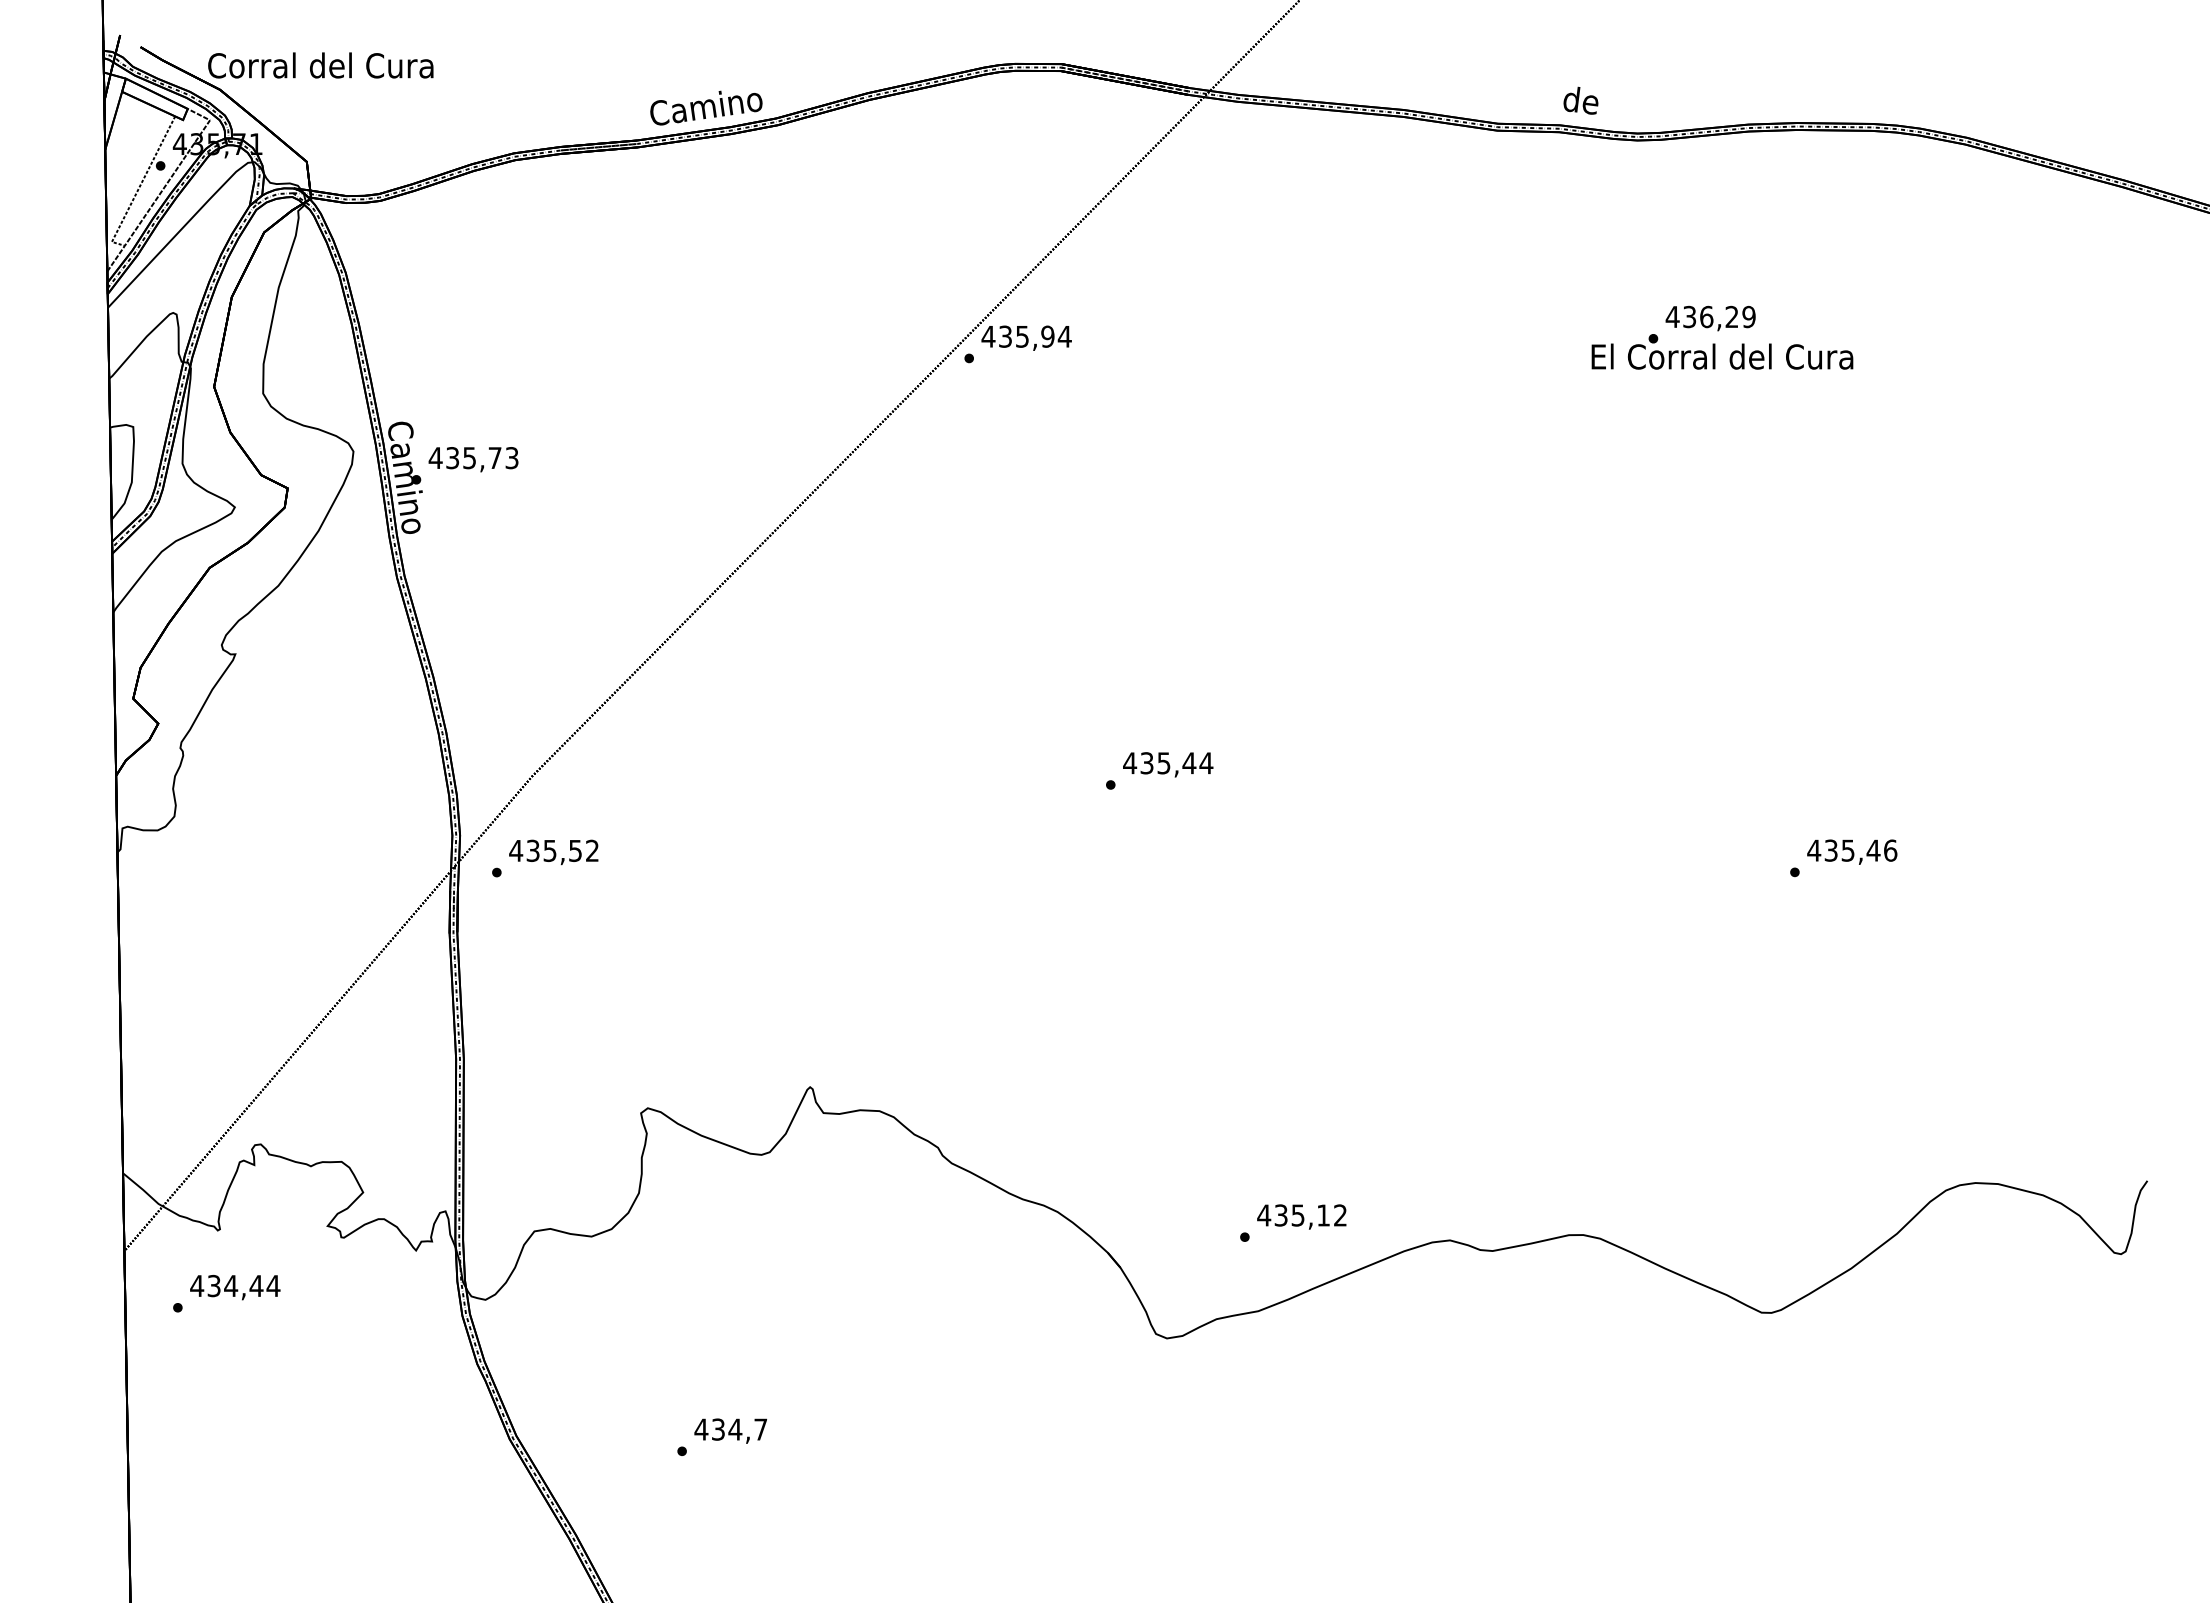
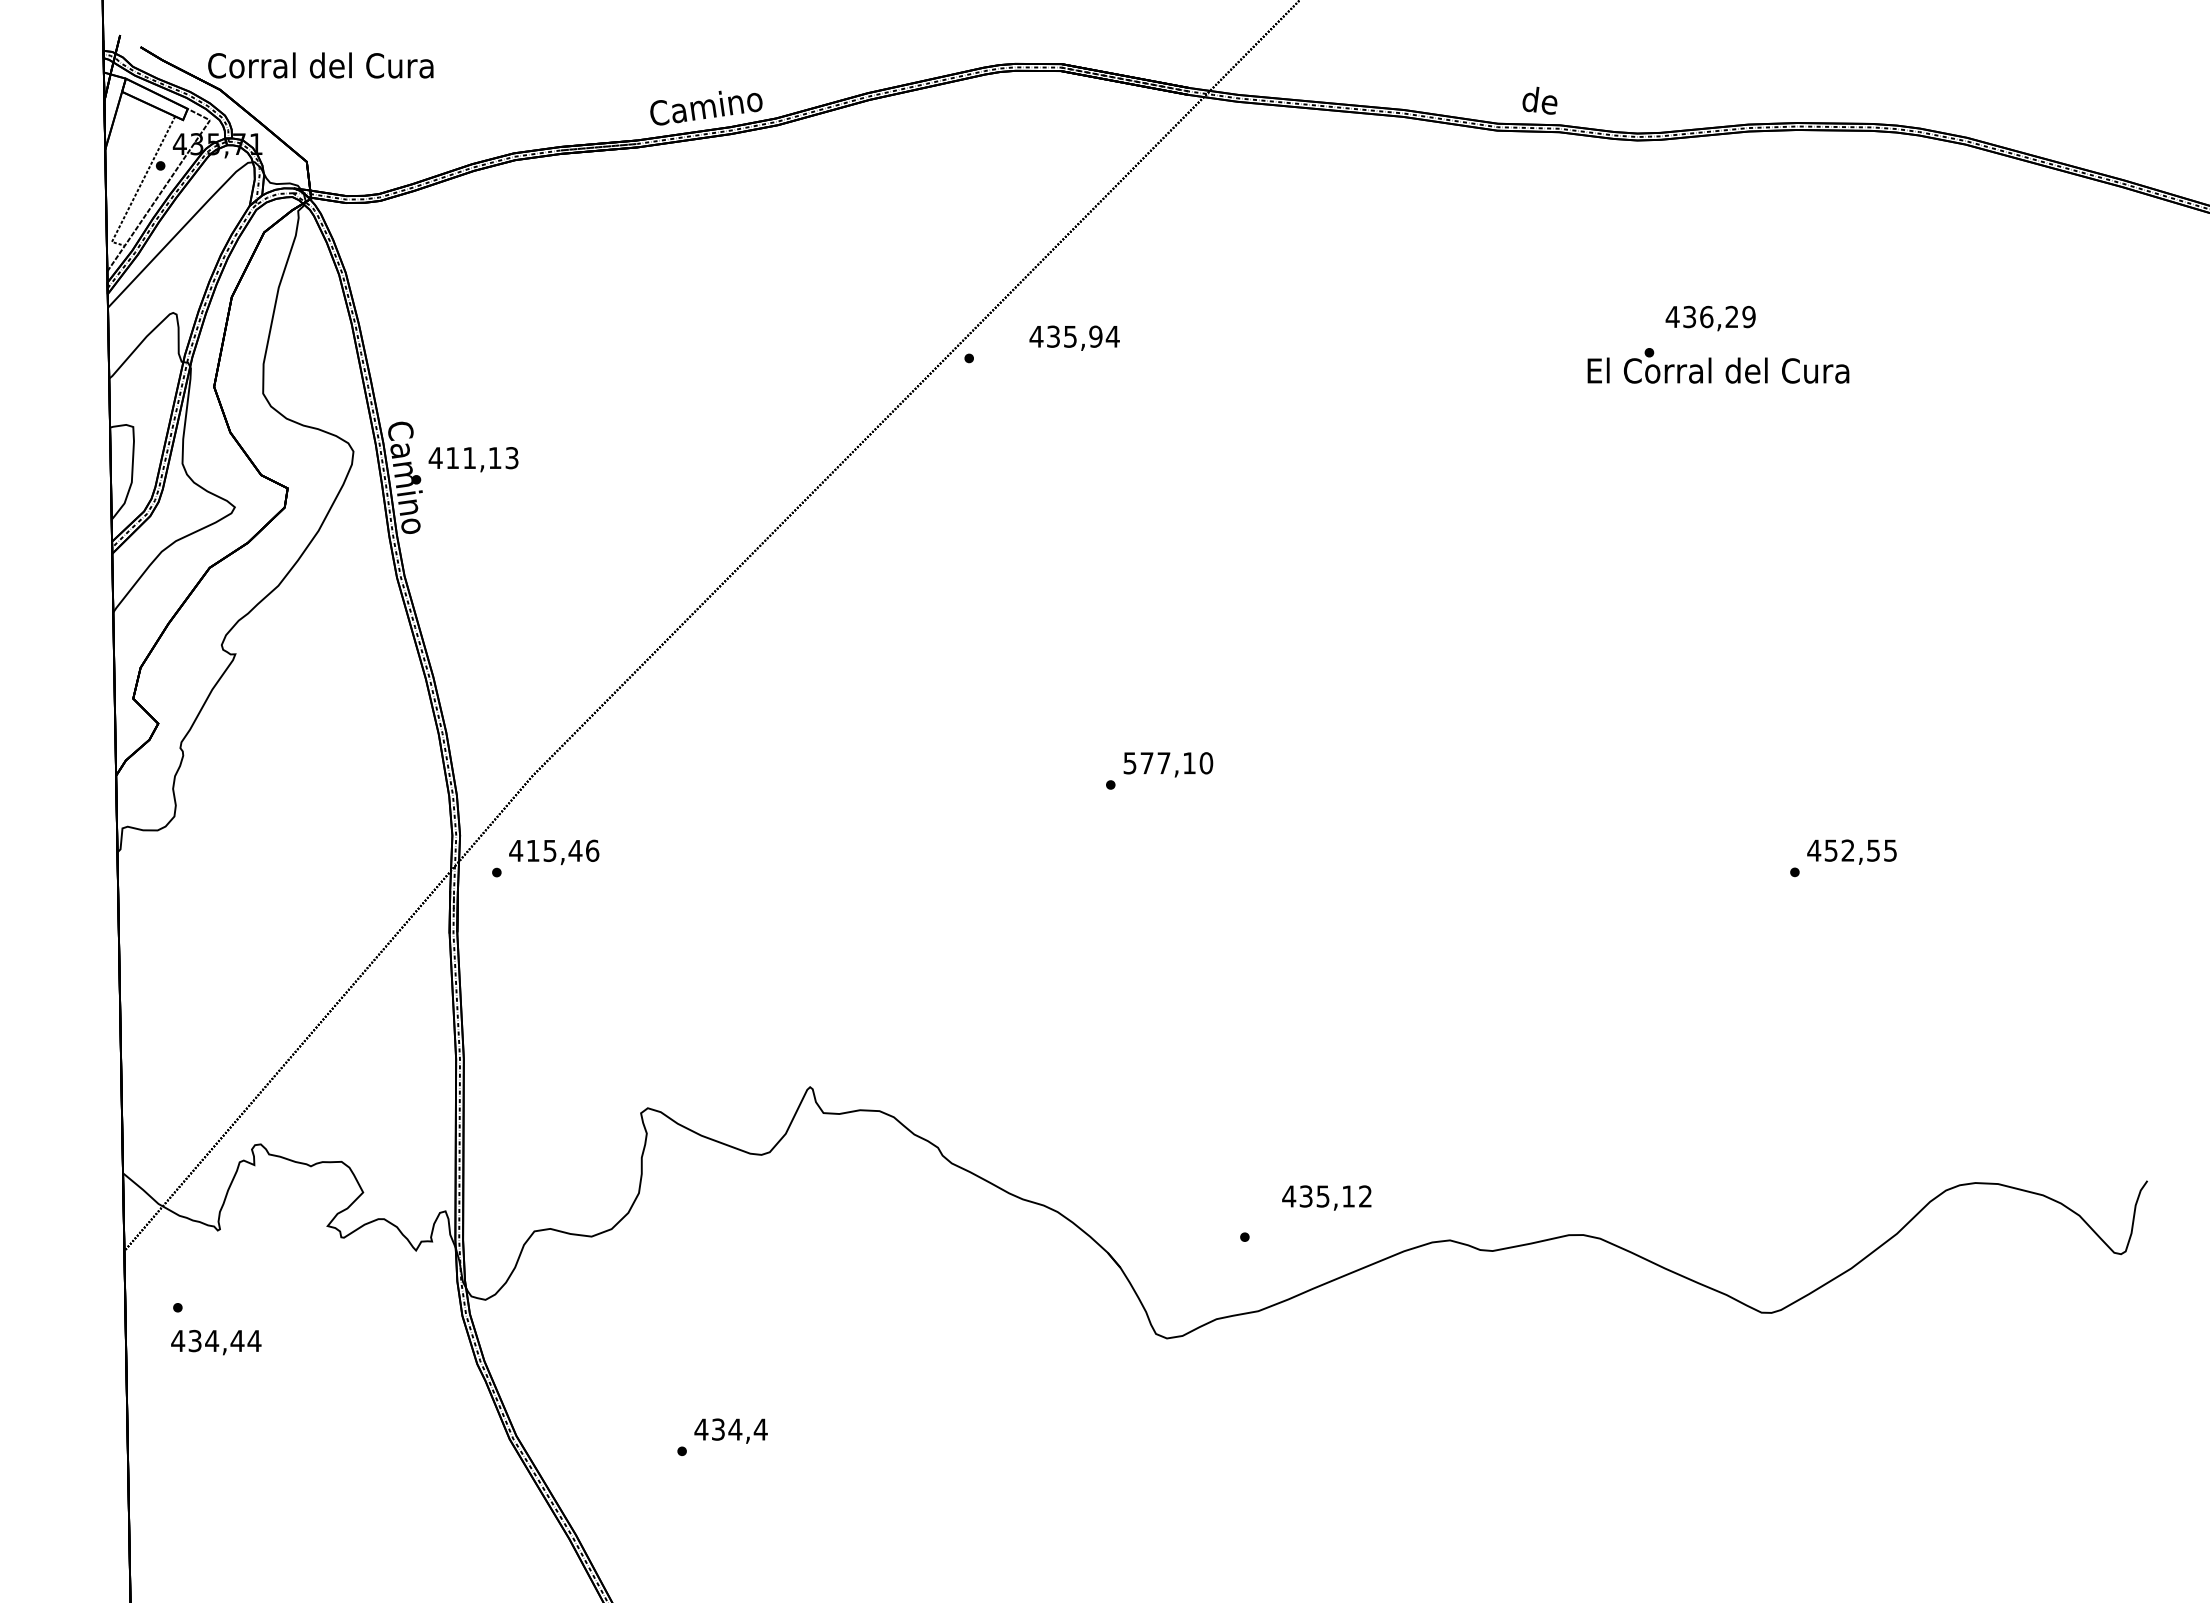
text position: (1580, 100) -> (1539, 100) (1539, 100)
text position: (1026, 337) -> (1074, 337) (1074, 337)
text position: (1722, 351) -> (1718, 365) (1718, 365)
text: 435,73 -> 411,13 (473, 458)
text: 435,44 -> 577,10 (1168, 763)
text: 435,52 -> 415,46 (562, 850)
text: 435,46 -> 452,55 (1861, 850)
text position: (1301, 1216) -> (1326, 1197) (1326, 1197)
text position: (235, 1287) -> (216, 1342) (216, 1342)
text: 434,7 -> 434,4 (760, 1429)
